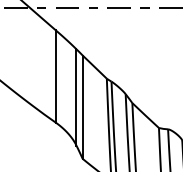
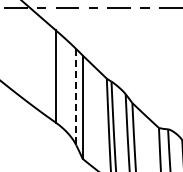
line: solid -> dashed (76, 97)
